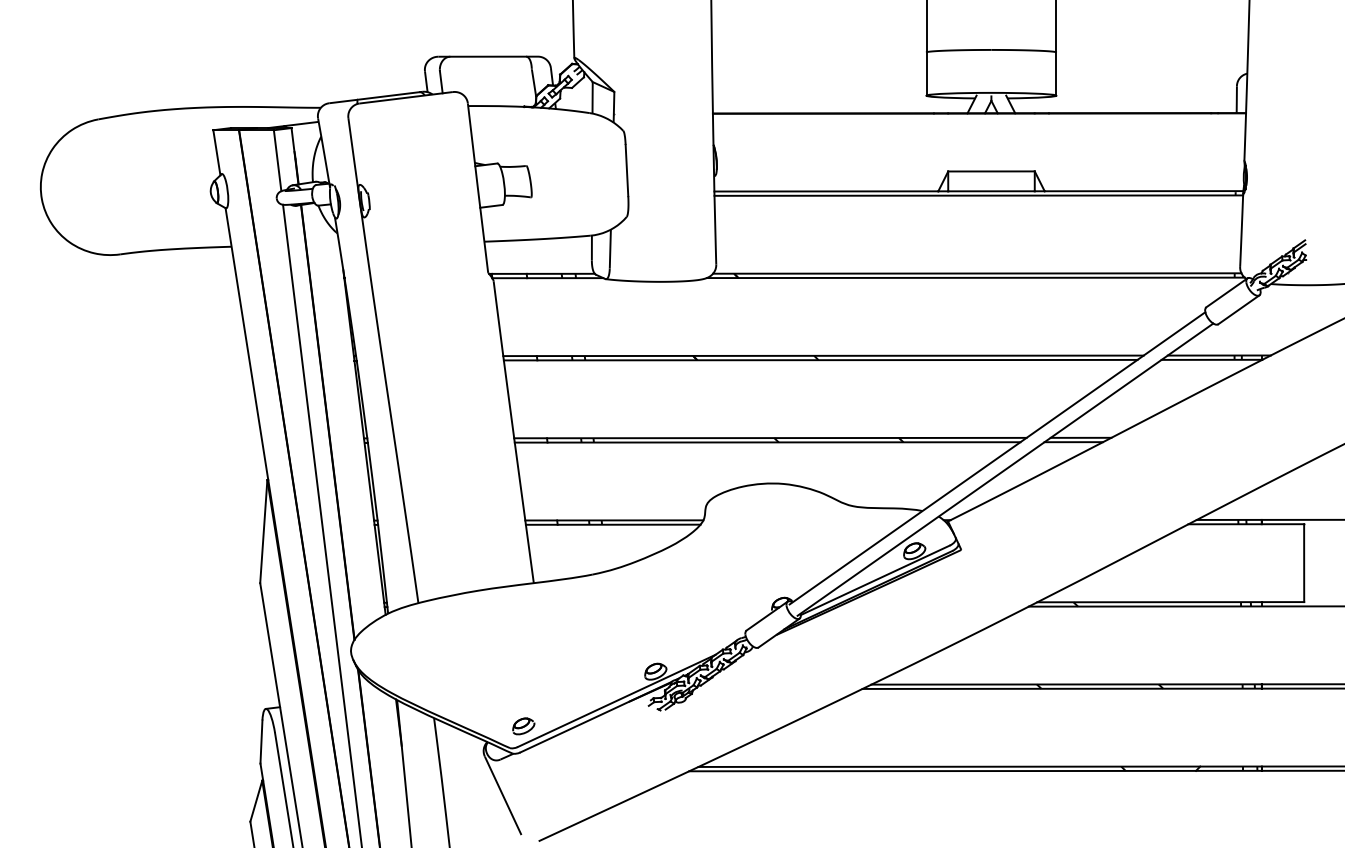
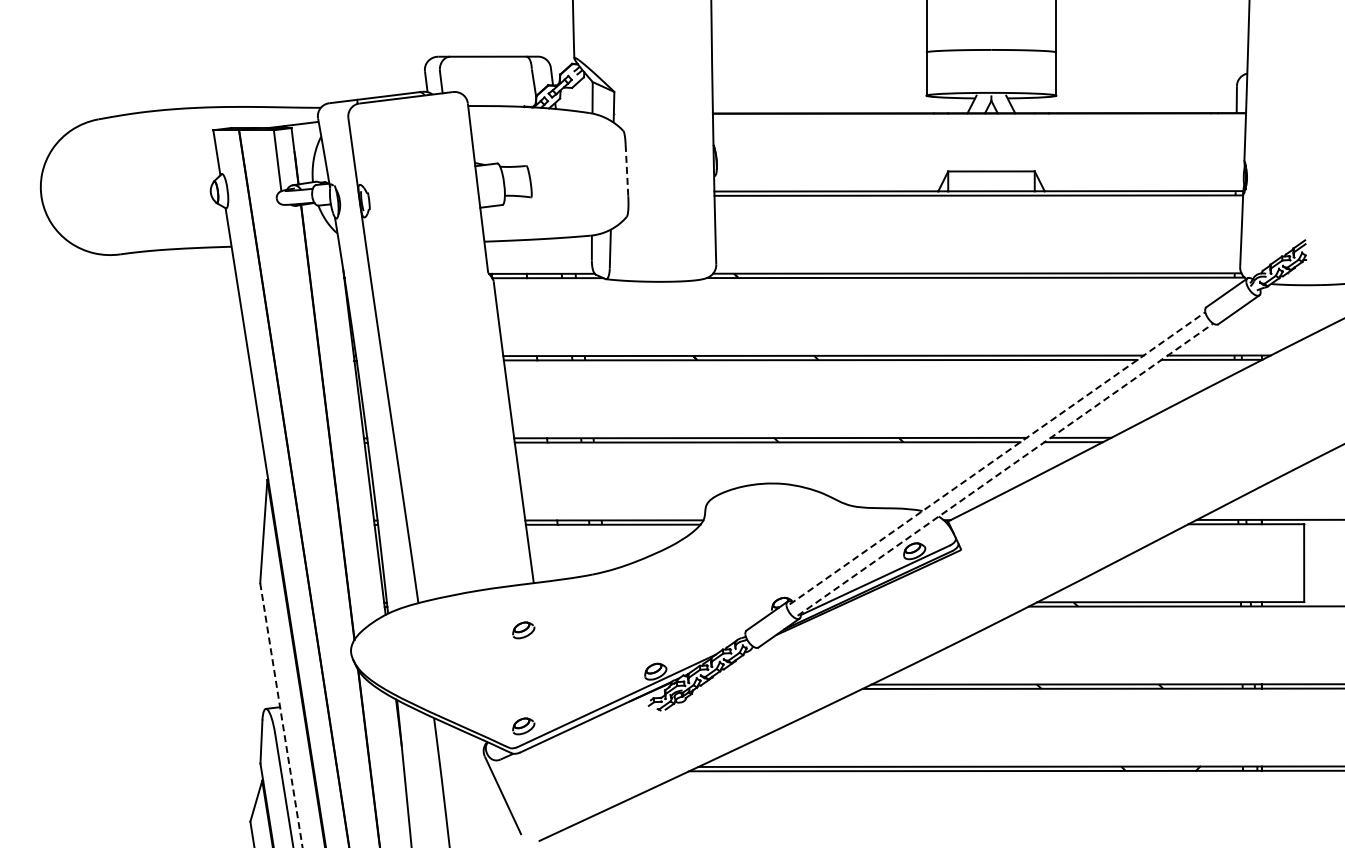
line: solid -> dashed (626, 170)
line: solid -> dashed (997, 458)
line: solid -> dashed (1005, 469)
line: present -> none (322, 524)
part: none -> present (523, 630)
line: solid -> dashed (281, 715)
